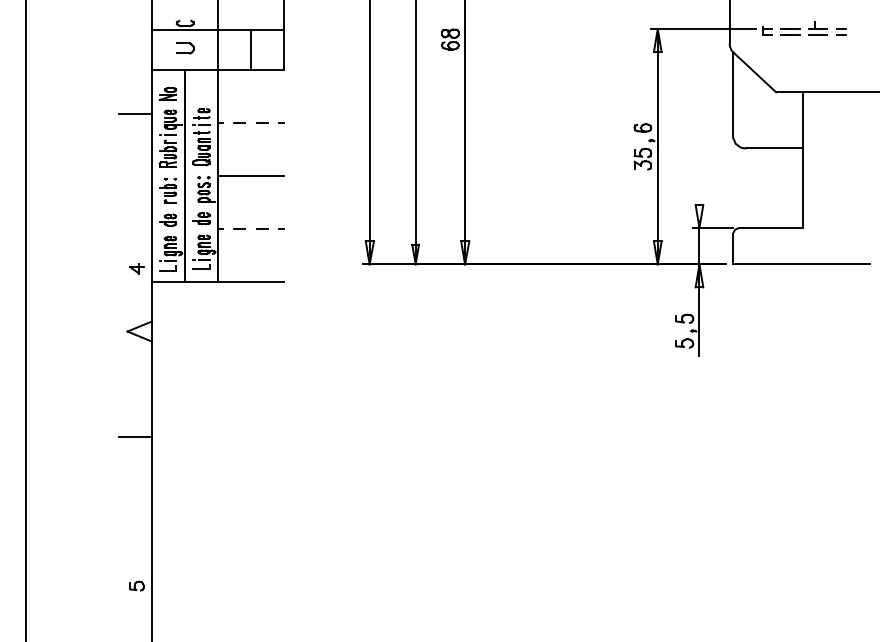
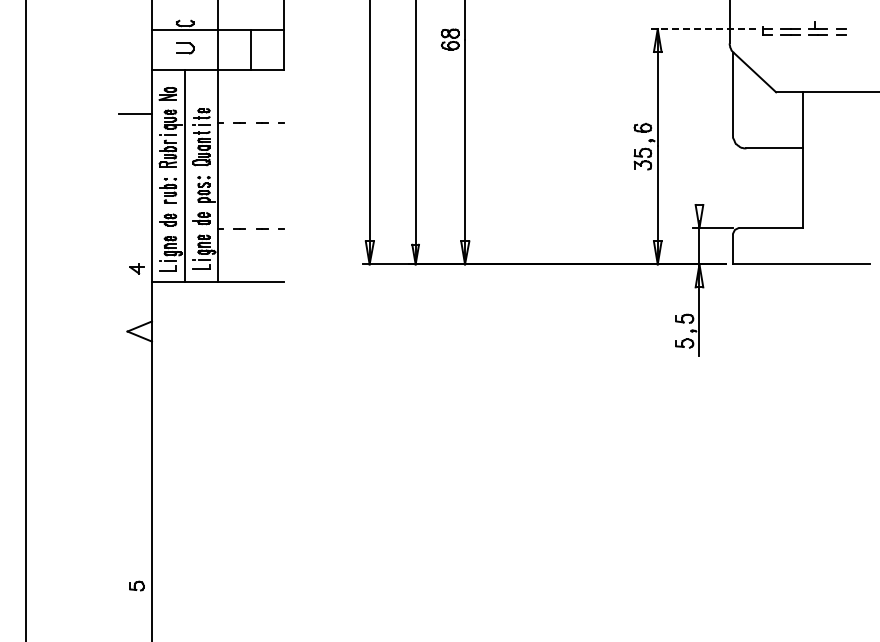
line: solid -> dashed (703, 29)
line: present -> none (251, 175)
line: present -> none (135, 437)
